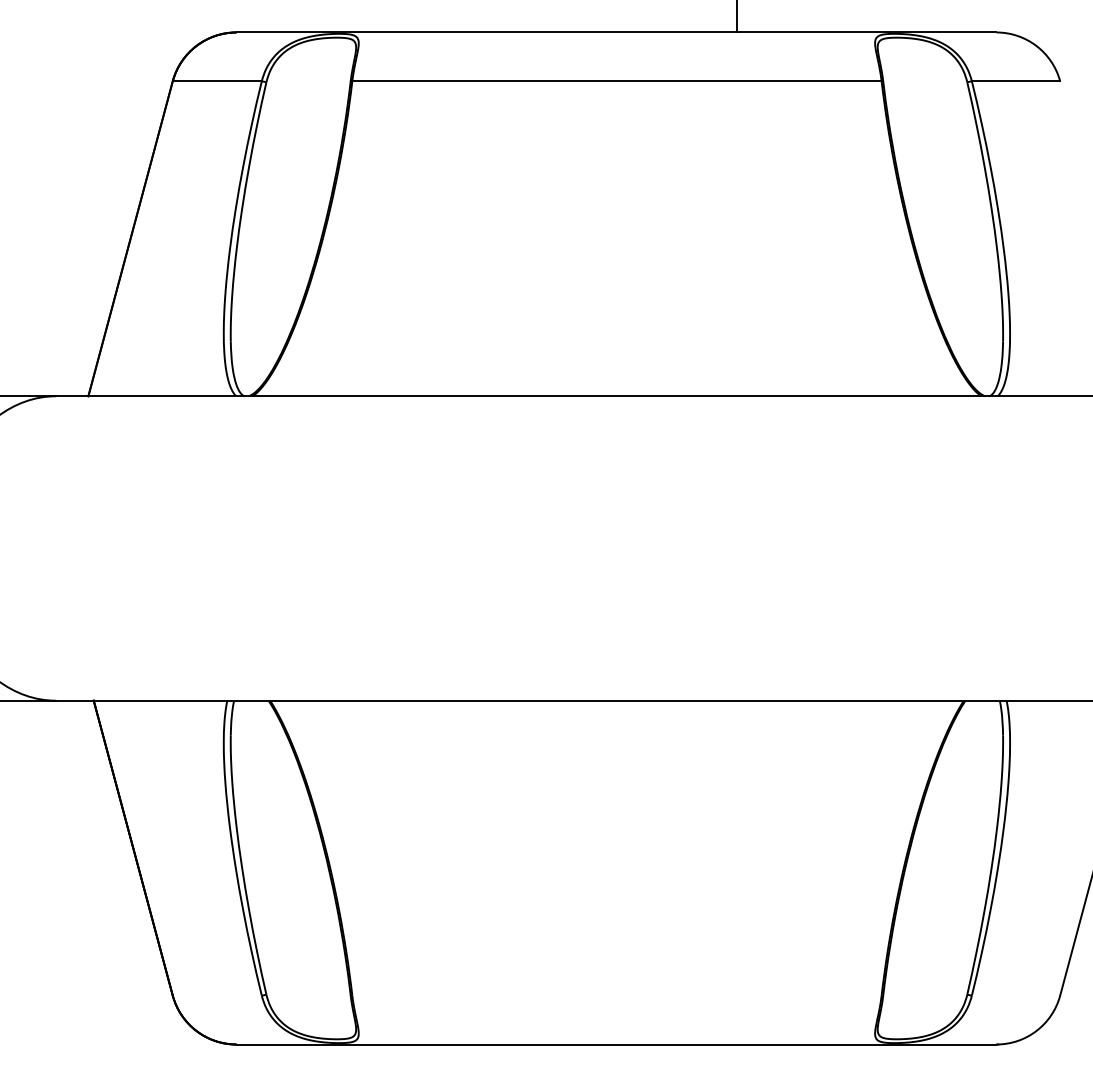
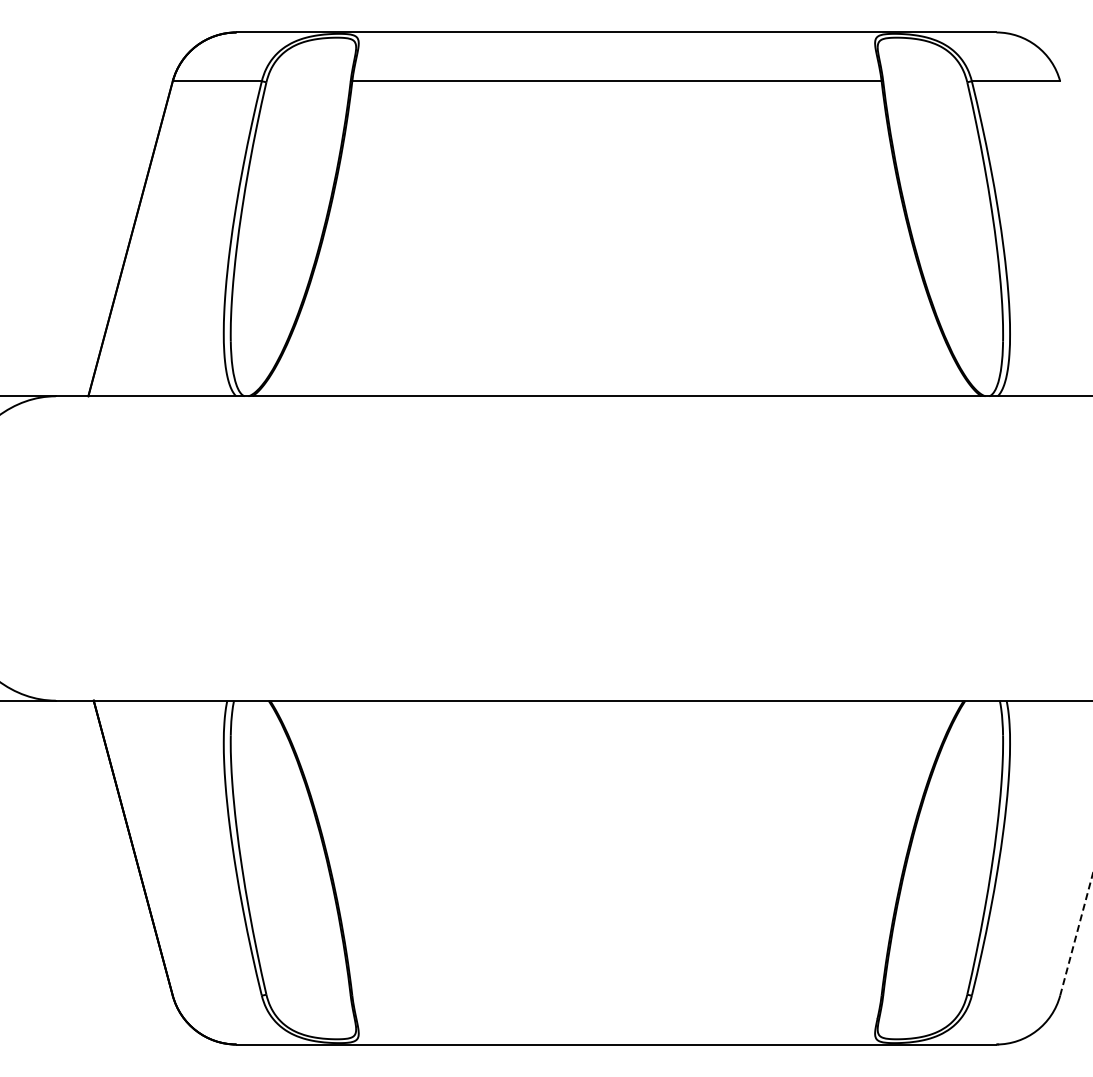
line: present -> none (737, 17)
line: solid -> dashed (1076, 934)
